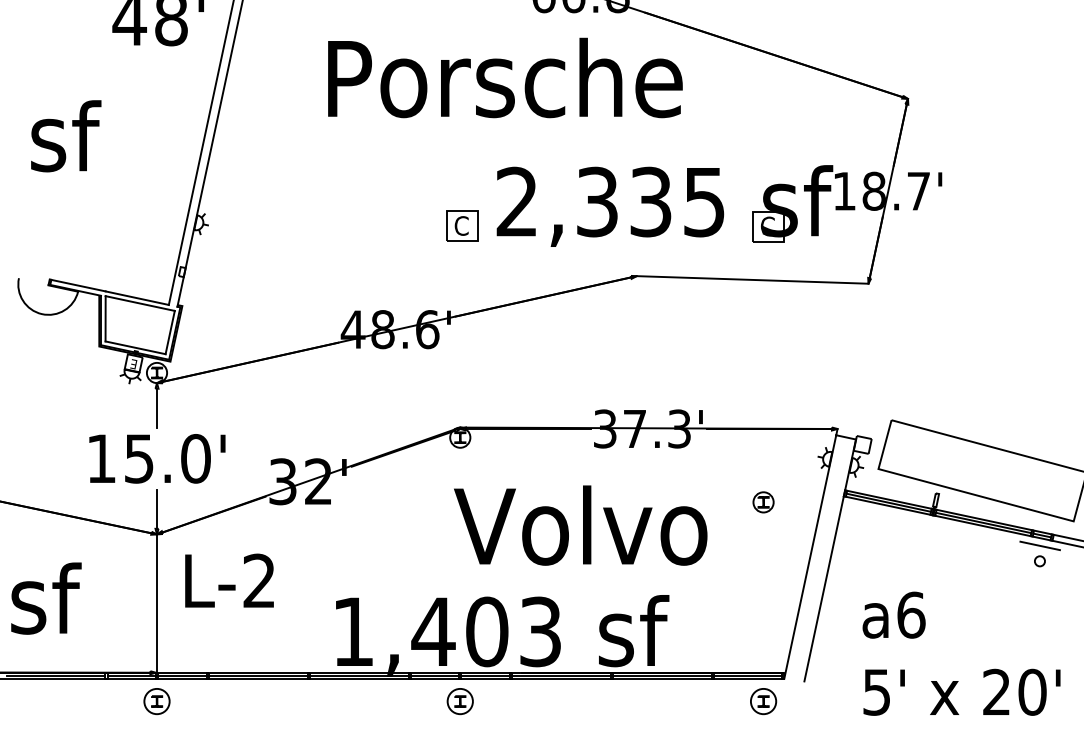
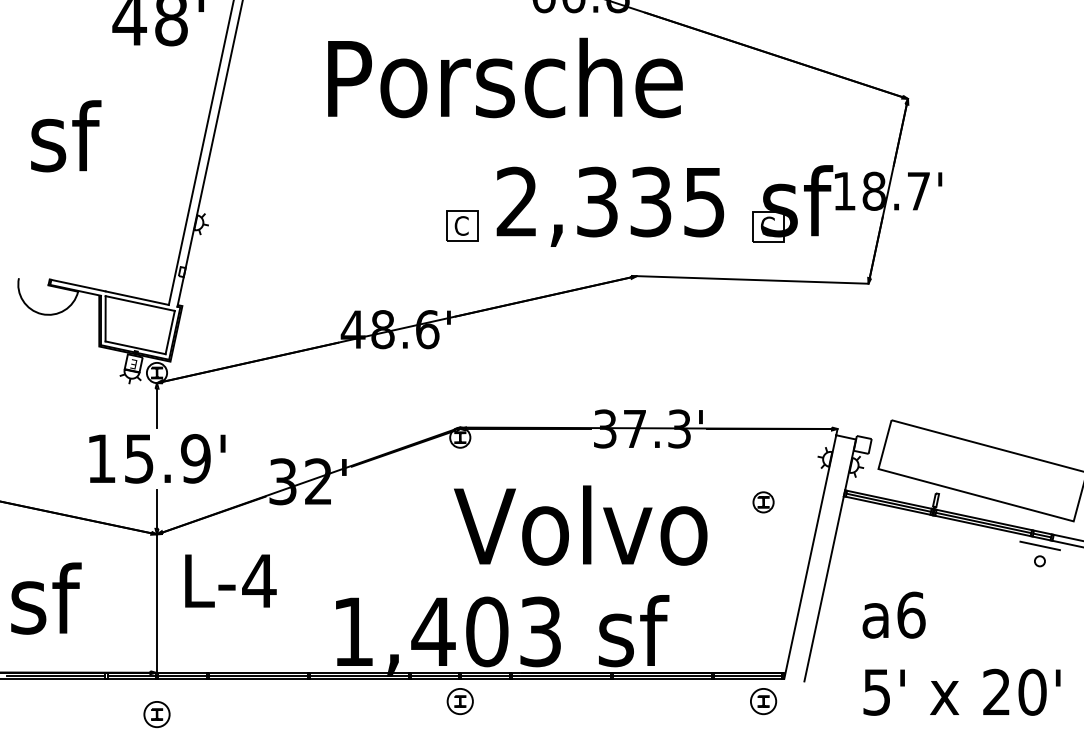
text: 15.0' -> 15.9' (195, 458)
text: L-2 -> L-4 (259, 580)
part position: (156, 701) -> (156, 714) (156, 714)
